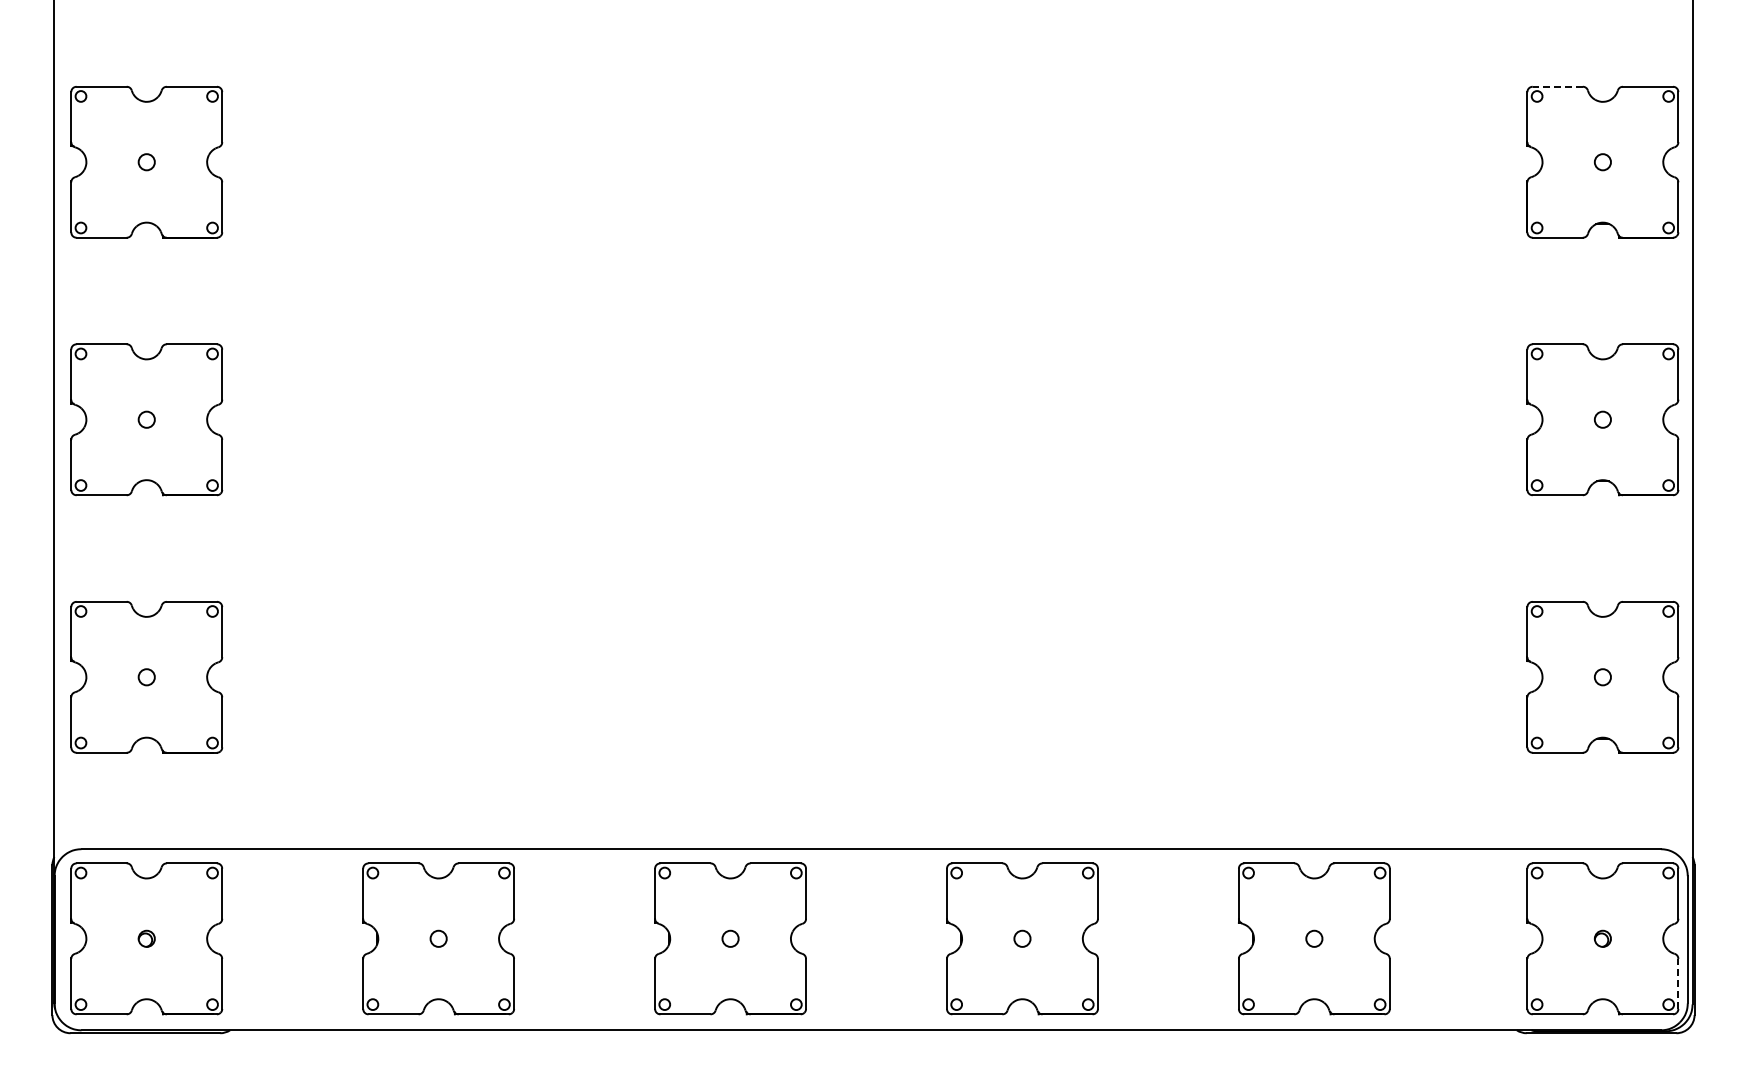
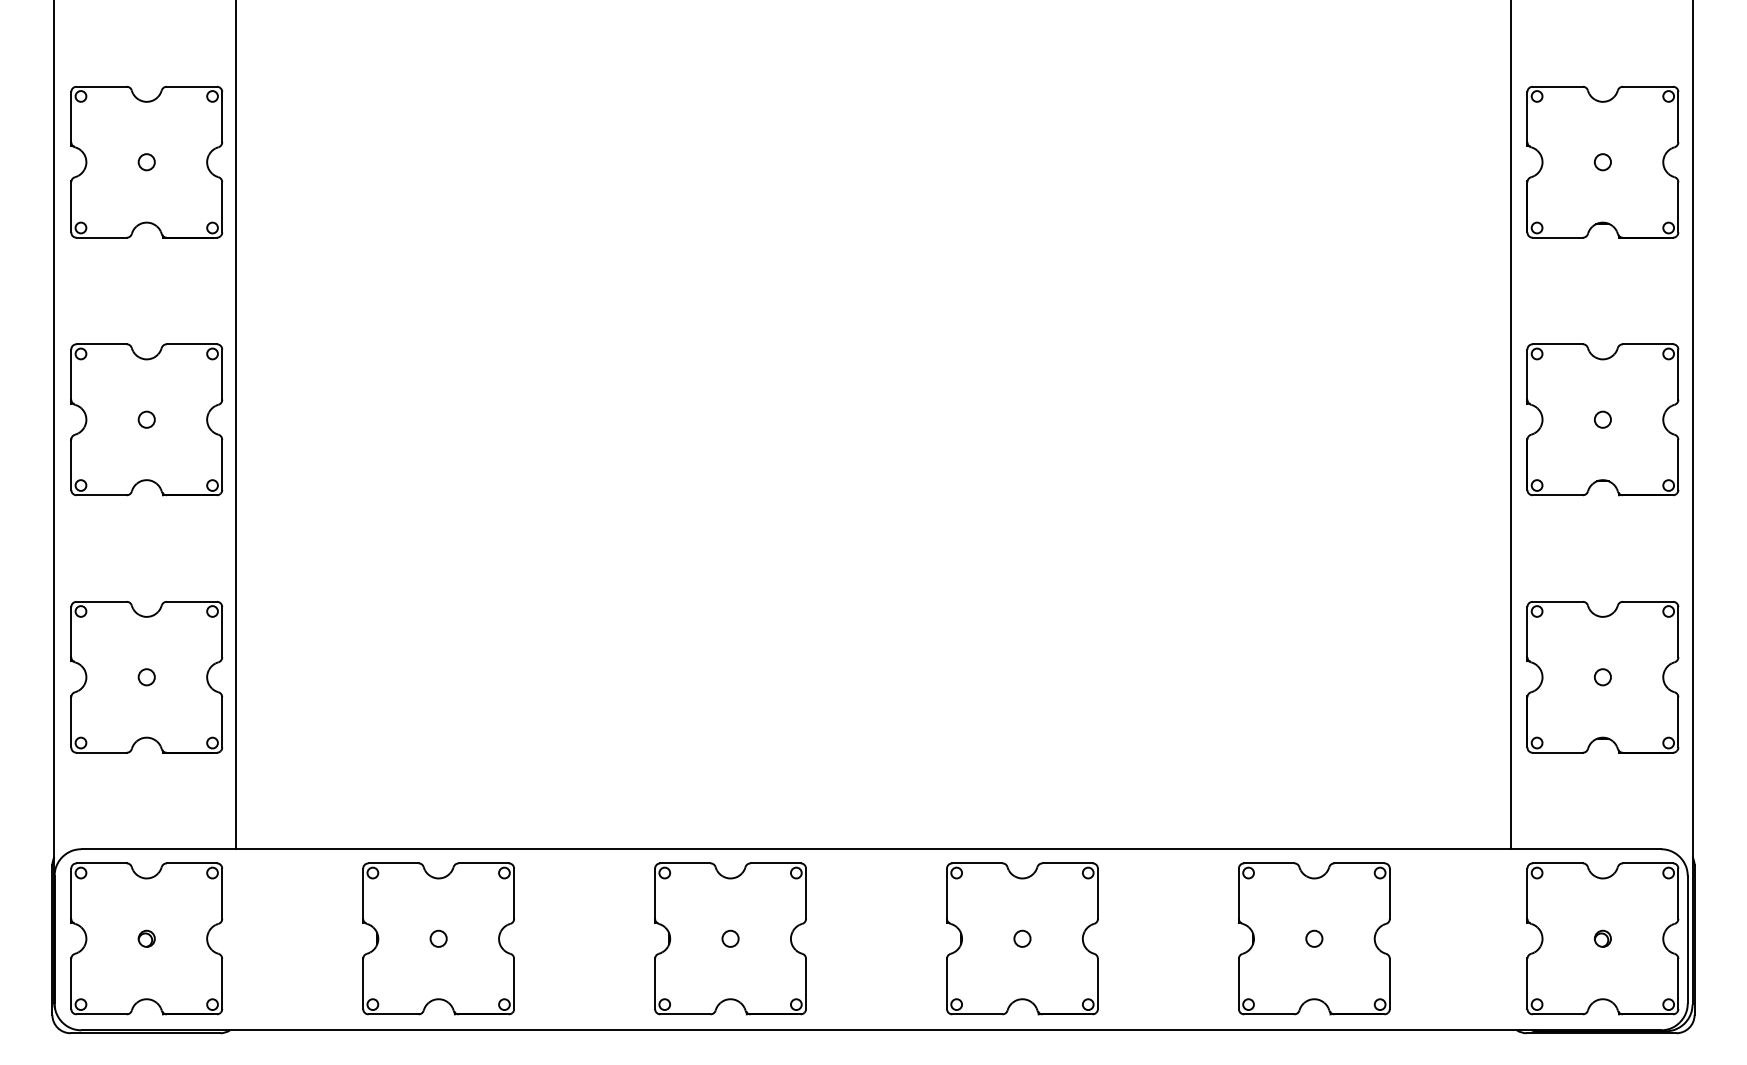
line: dashed -> solid (1557, 86)
line: none -> present (235, 425)
line: none -> present (1511, 425)
line: dashed -> solid (1678, 983)
